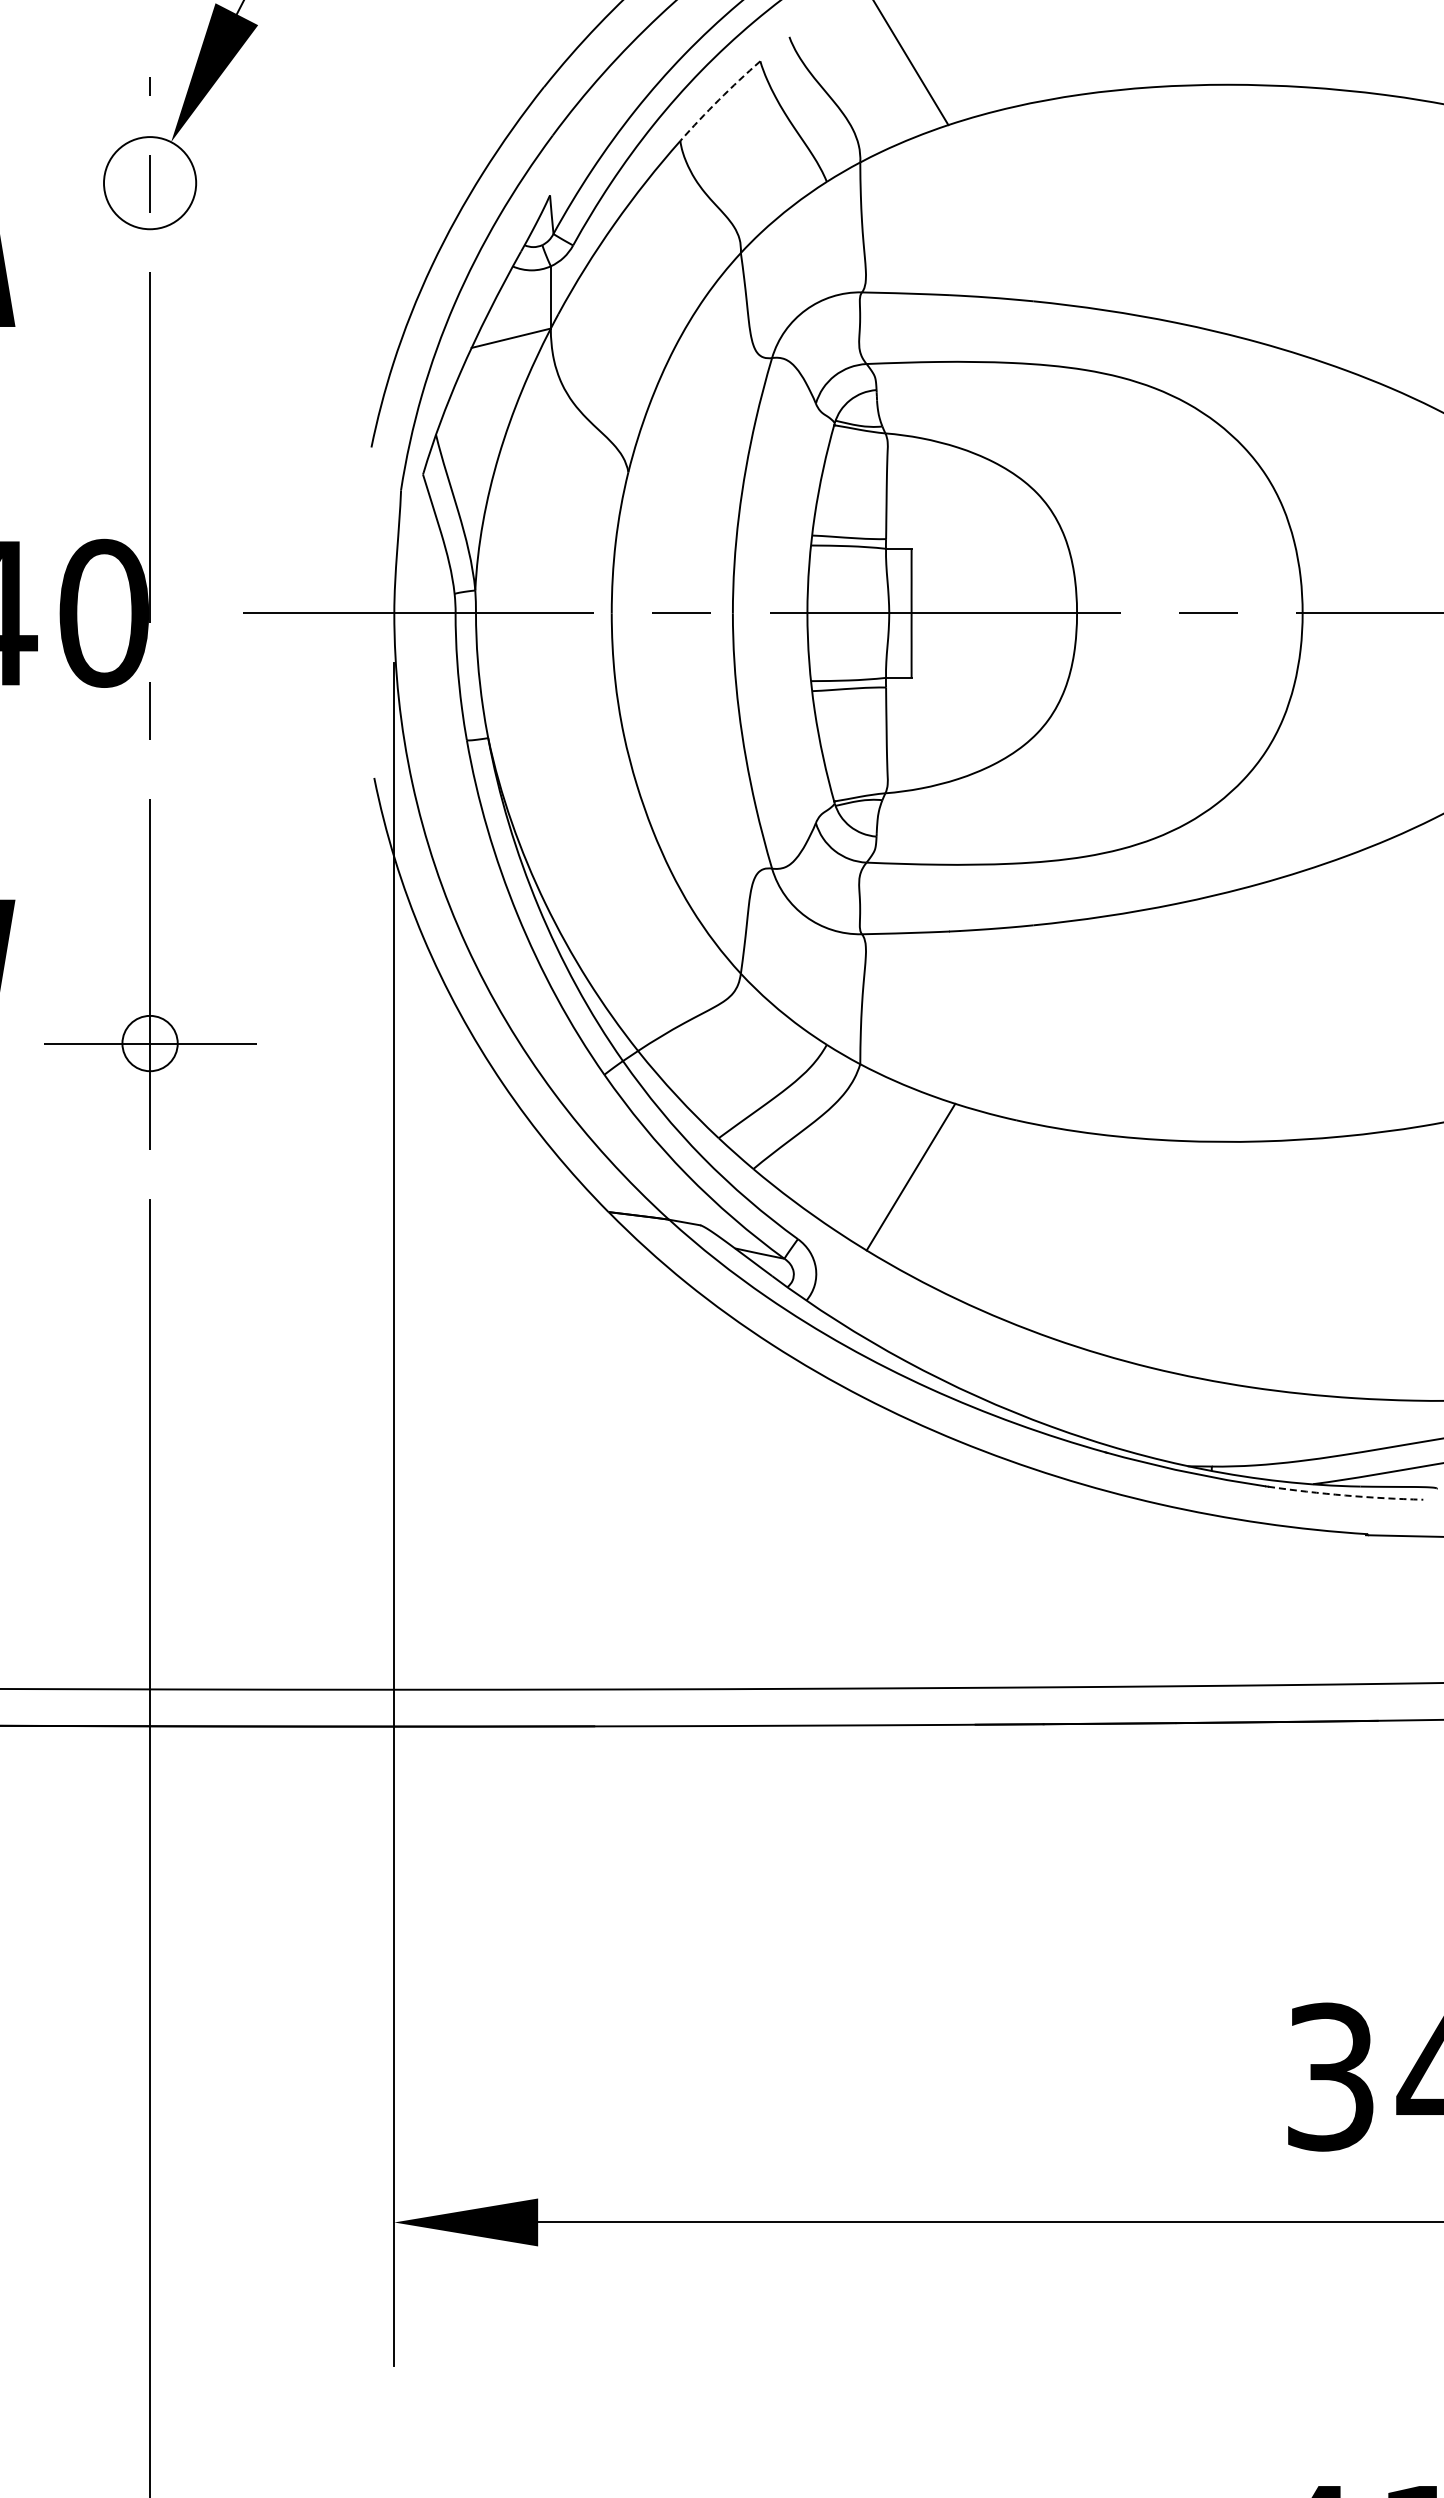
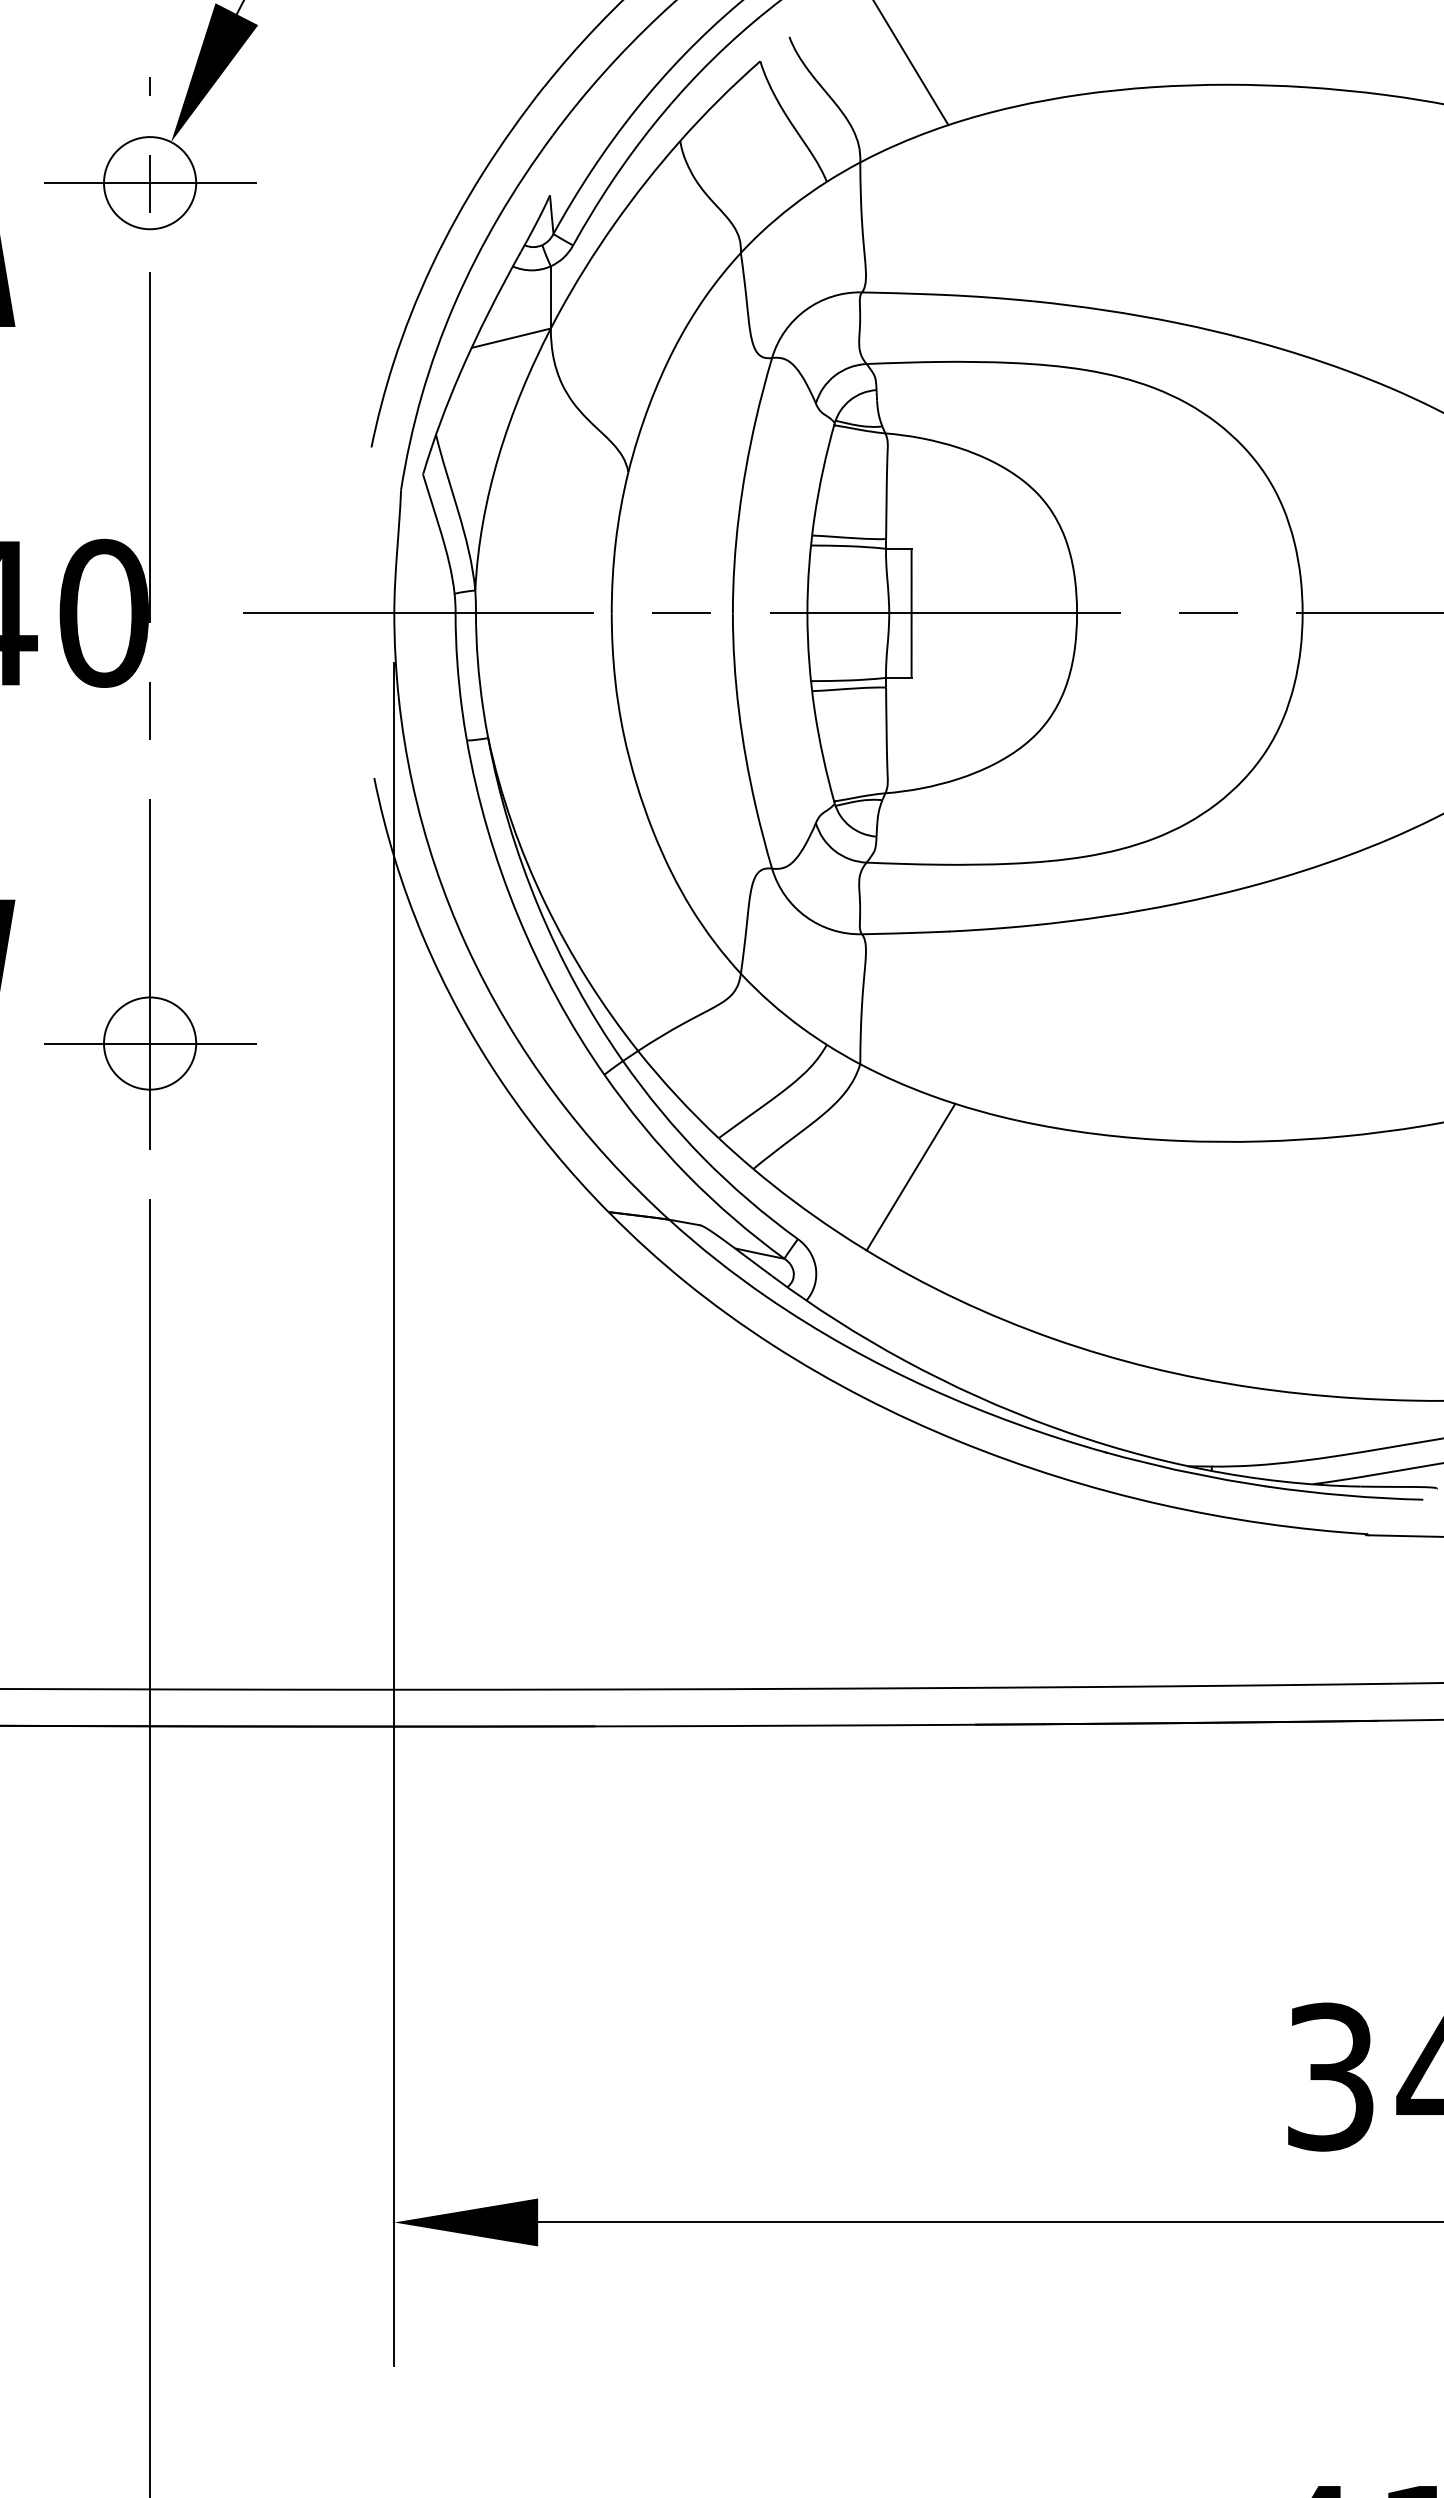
arc: dashed -> solid (719, 99)
line: none -> present (149, 183)
circle diameter: 55 px -> 92 px (150, 1043)
arc: dashed -> solid (1345, 1495)
